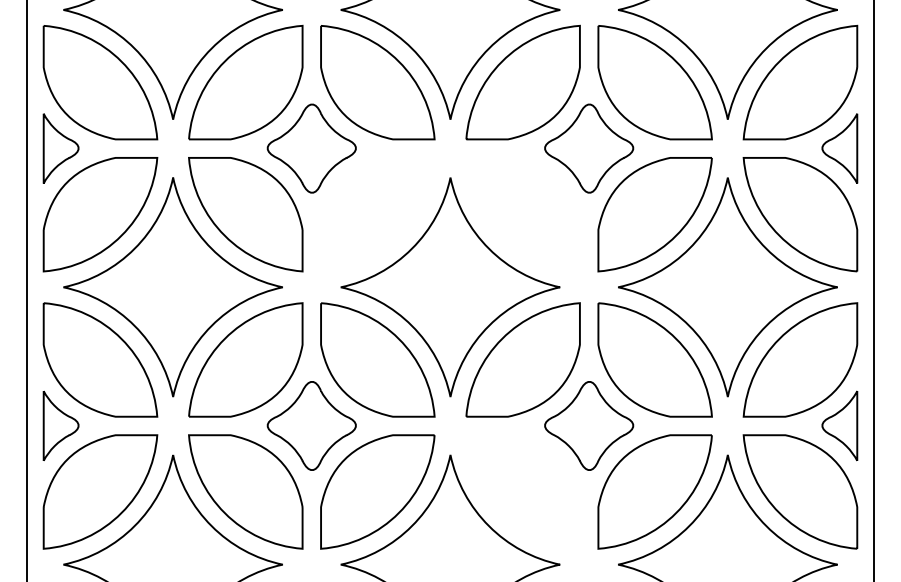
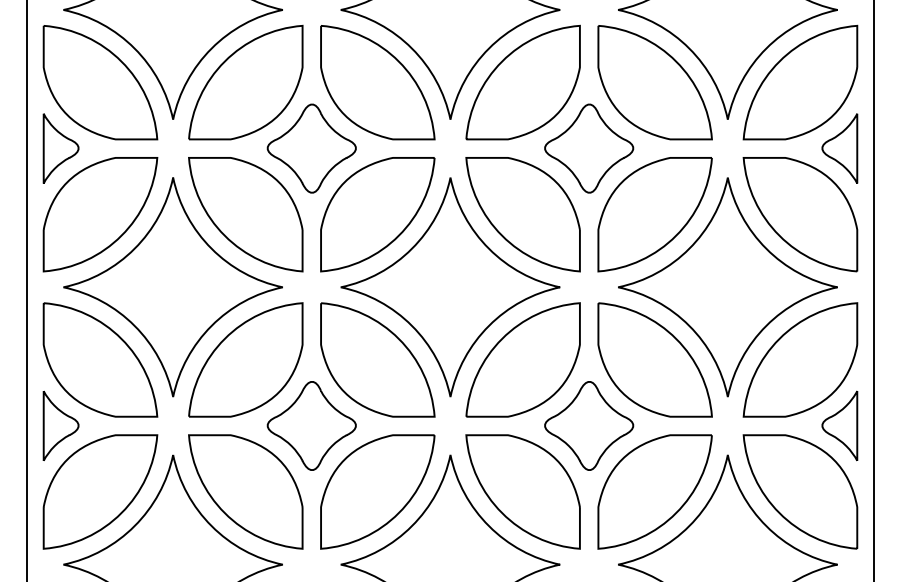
part: none -> present (377, 214)
part: none -> present (522, 214)
part: none -> present (522, 491)
